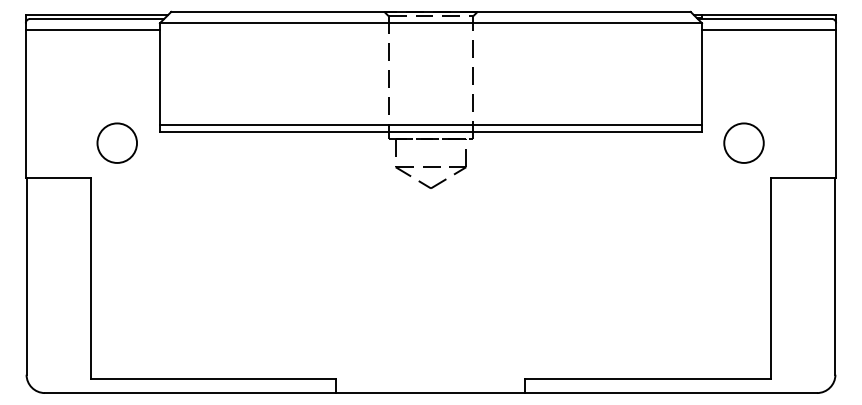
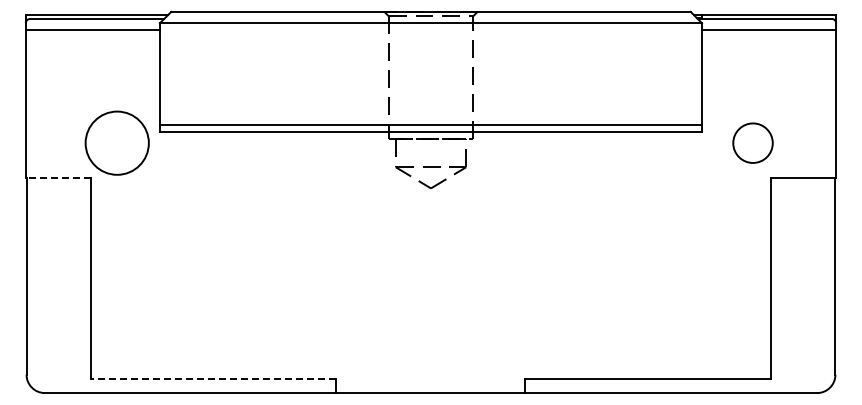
circle diameter: 40 px -> 63 px (116, 142)
circle position: (743, 142) -> (752, 142) (752, 142)
line: solid -> dashed (57, 178)
line: solid -> dashed (213, 378)
